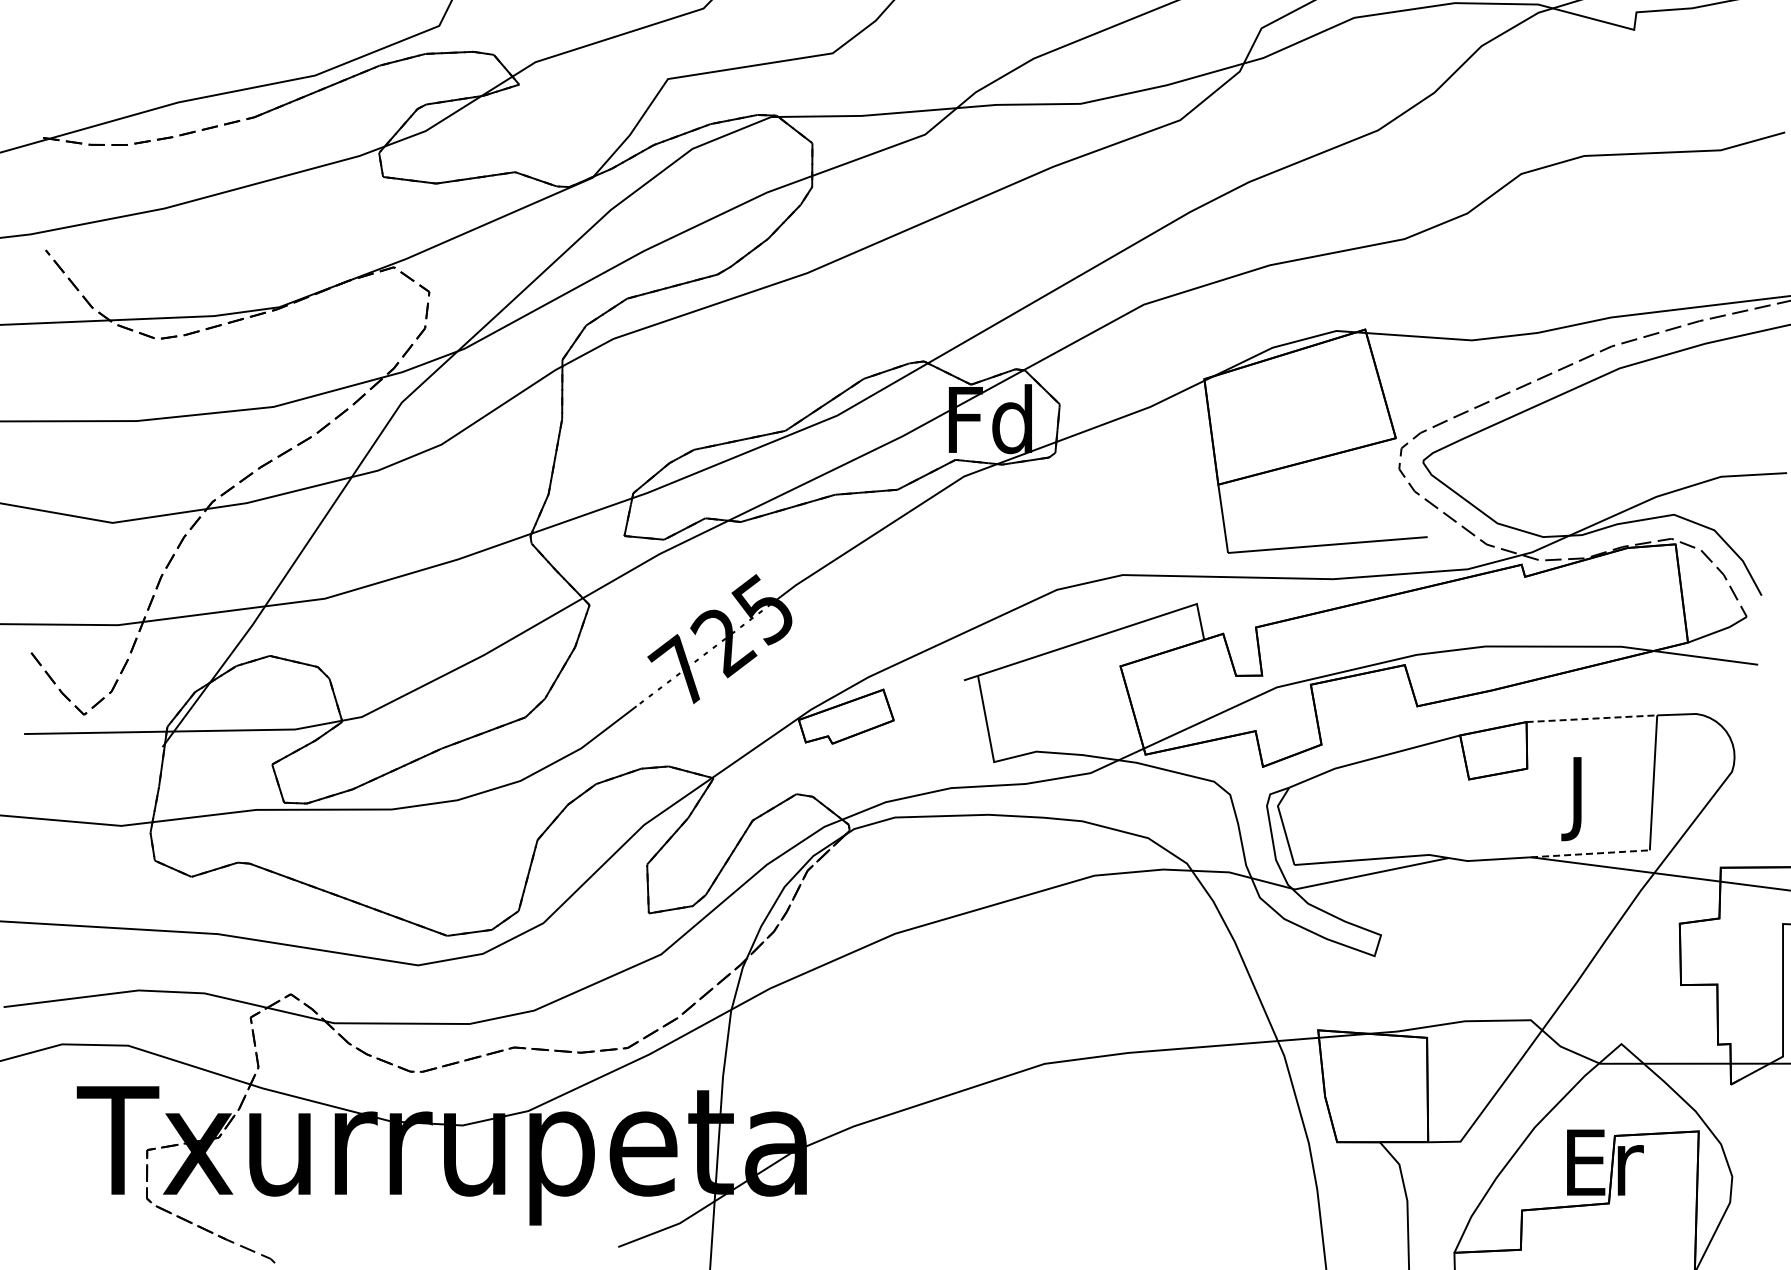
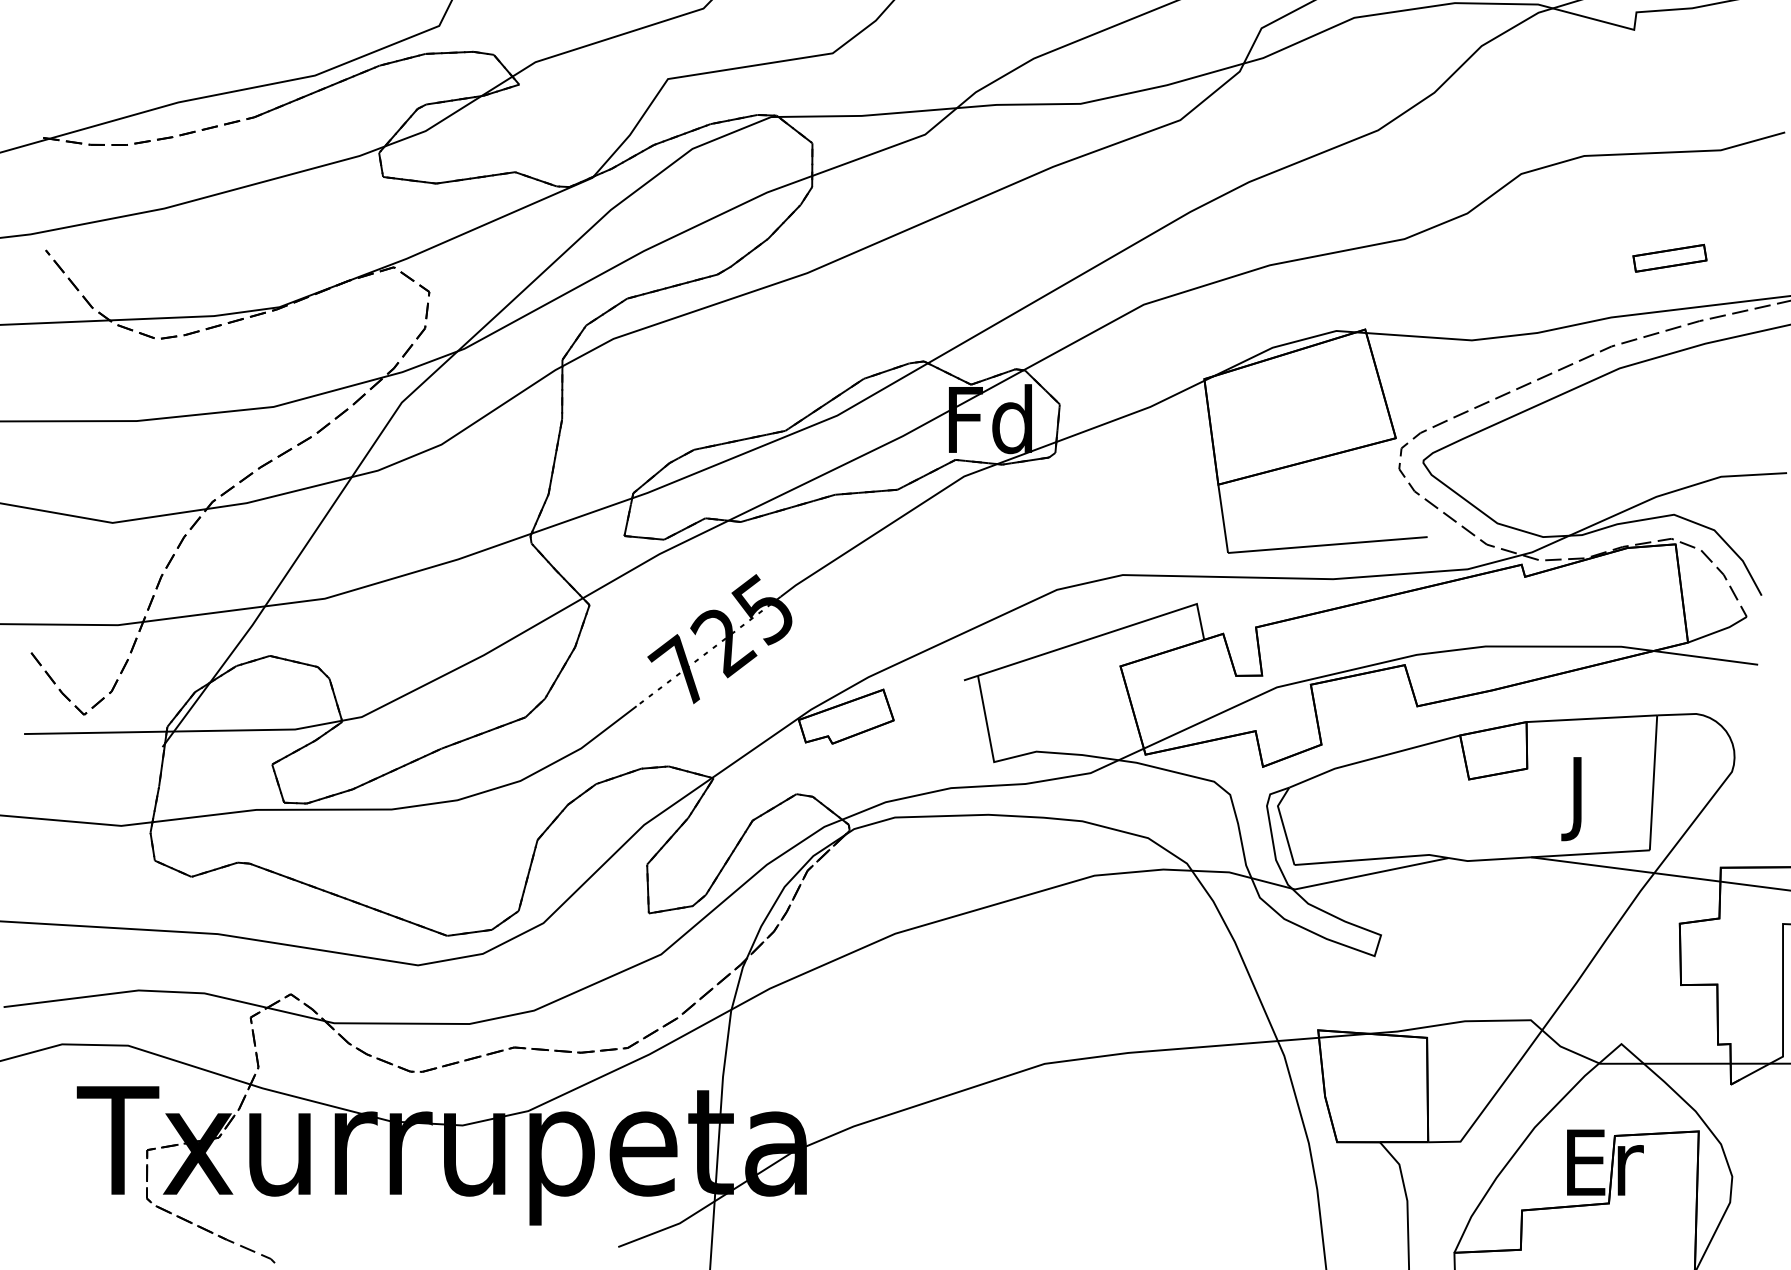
part: none -> present (1669, 257)
line: dashed -> solid (1592, 718)
line: dashed -> solid (1590, 853)
